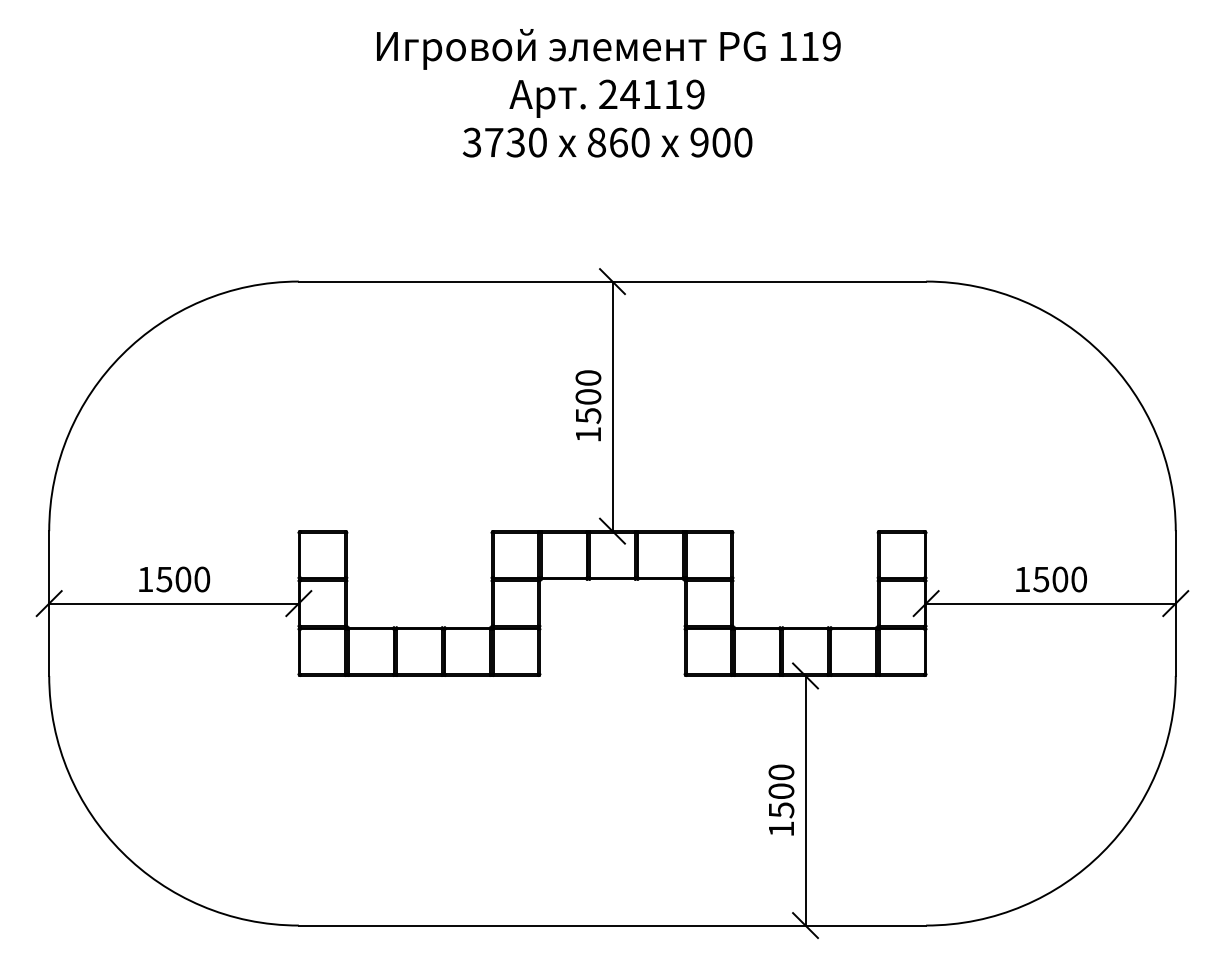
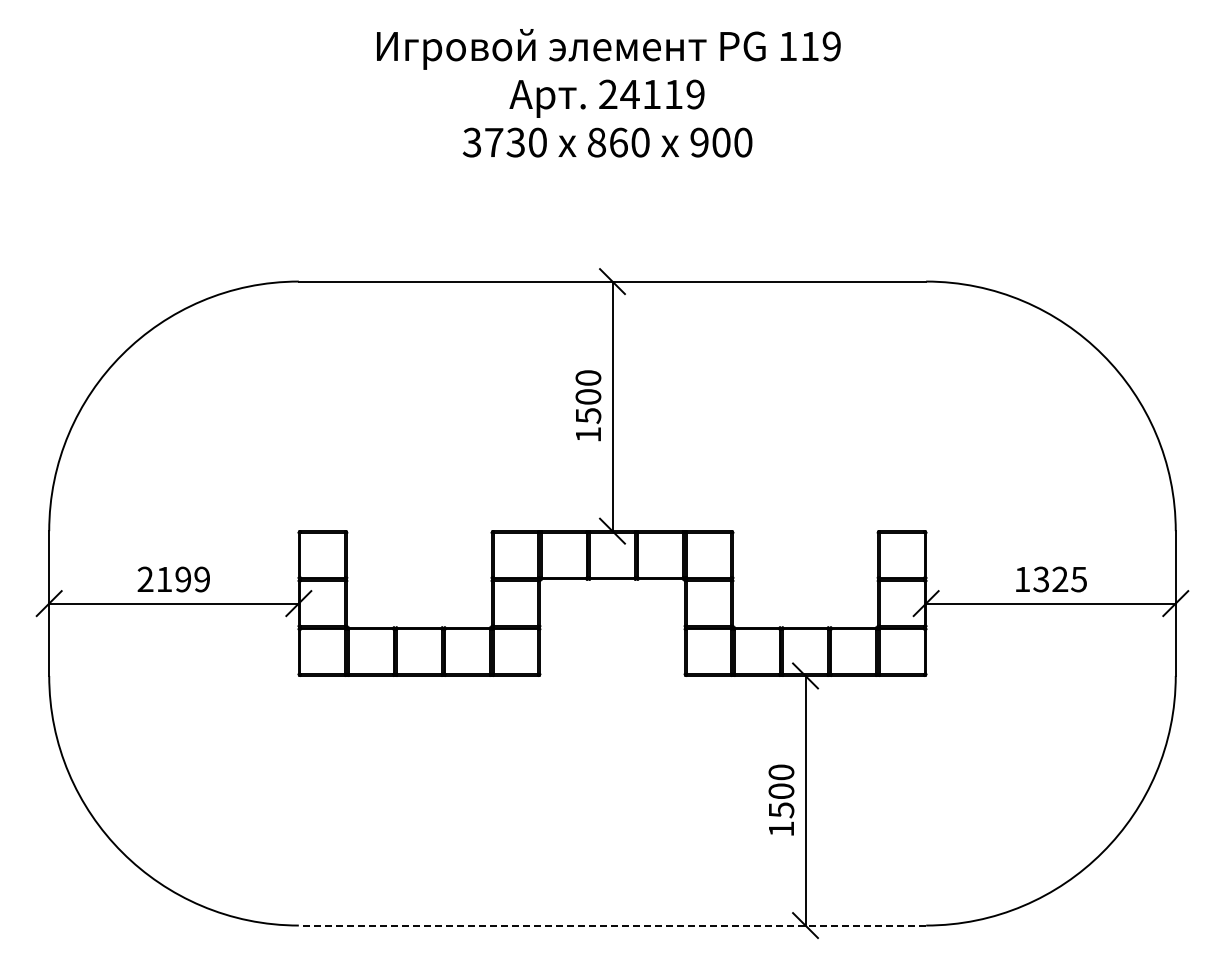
text: 1500 -> 2199 (173, 579)
text: 1500 -> 1325 (1059, 579)
line: solid -> dashed (612, 925)
